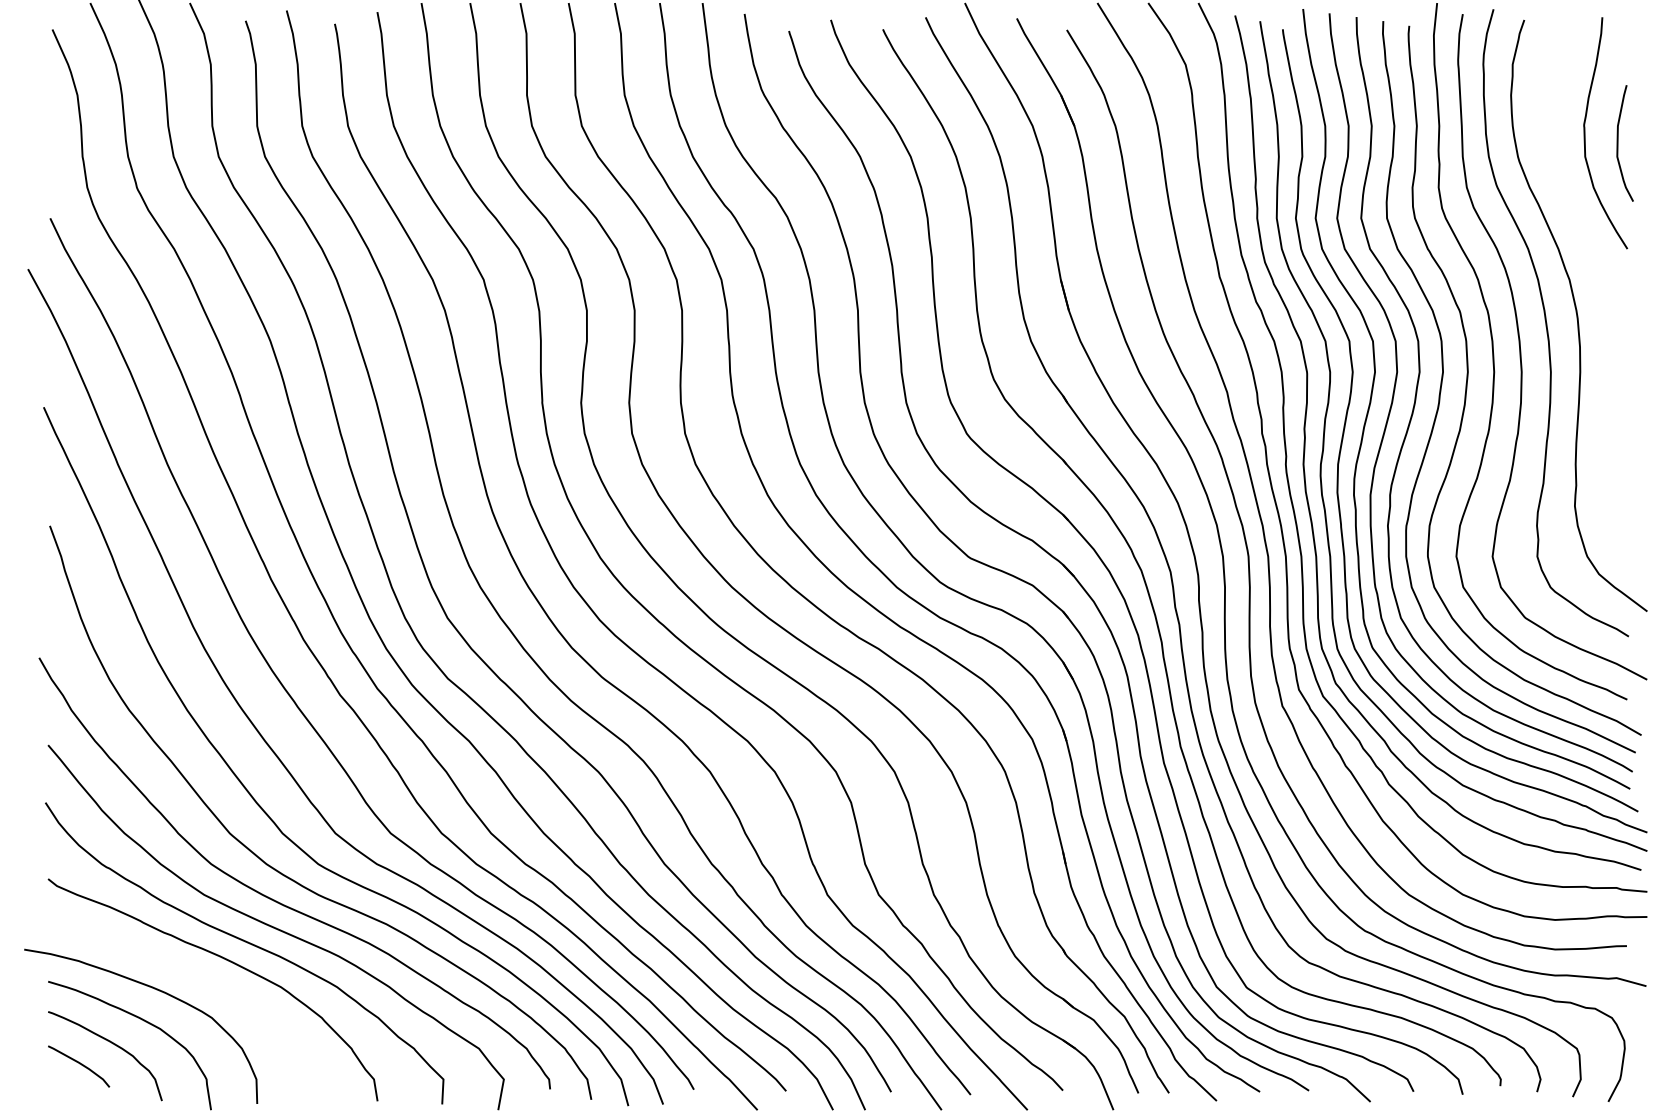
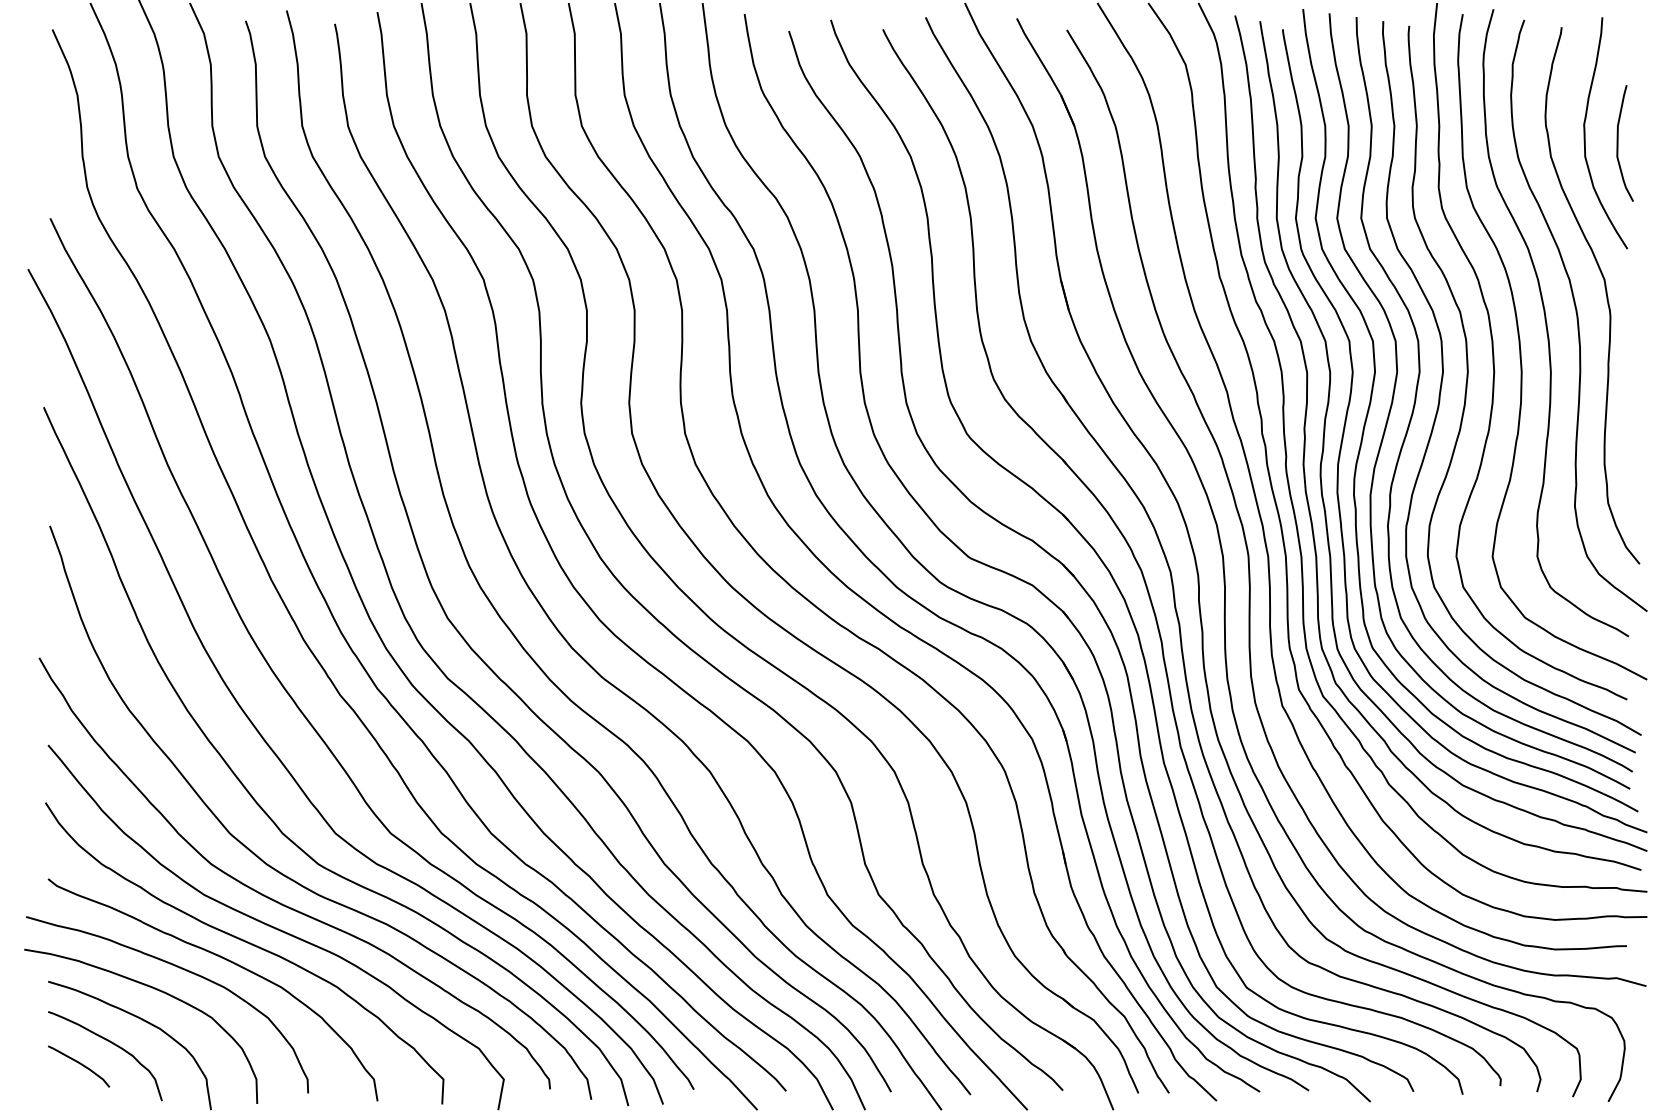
curve: none -> present (1605, 293)
curve: none -> present (181, 969)
